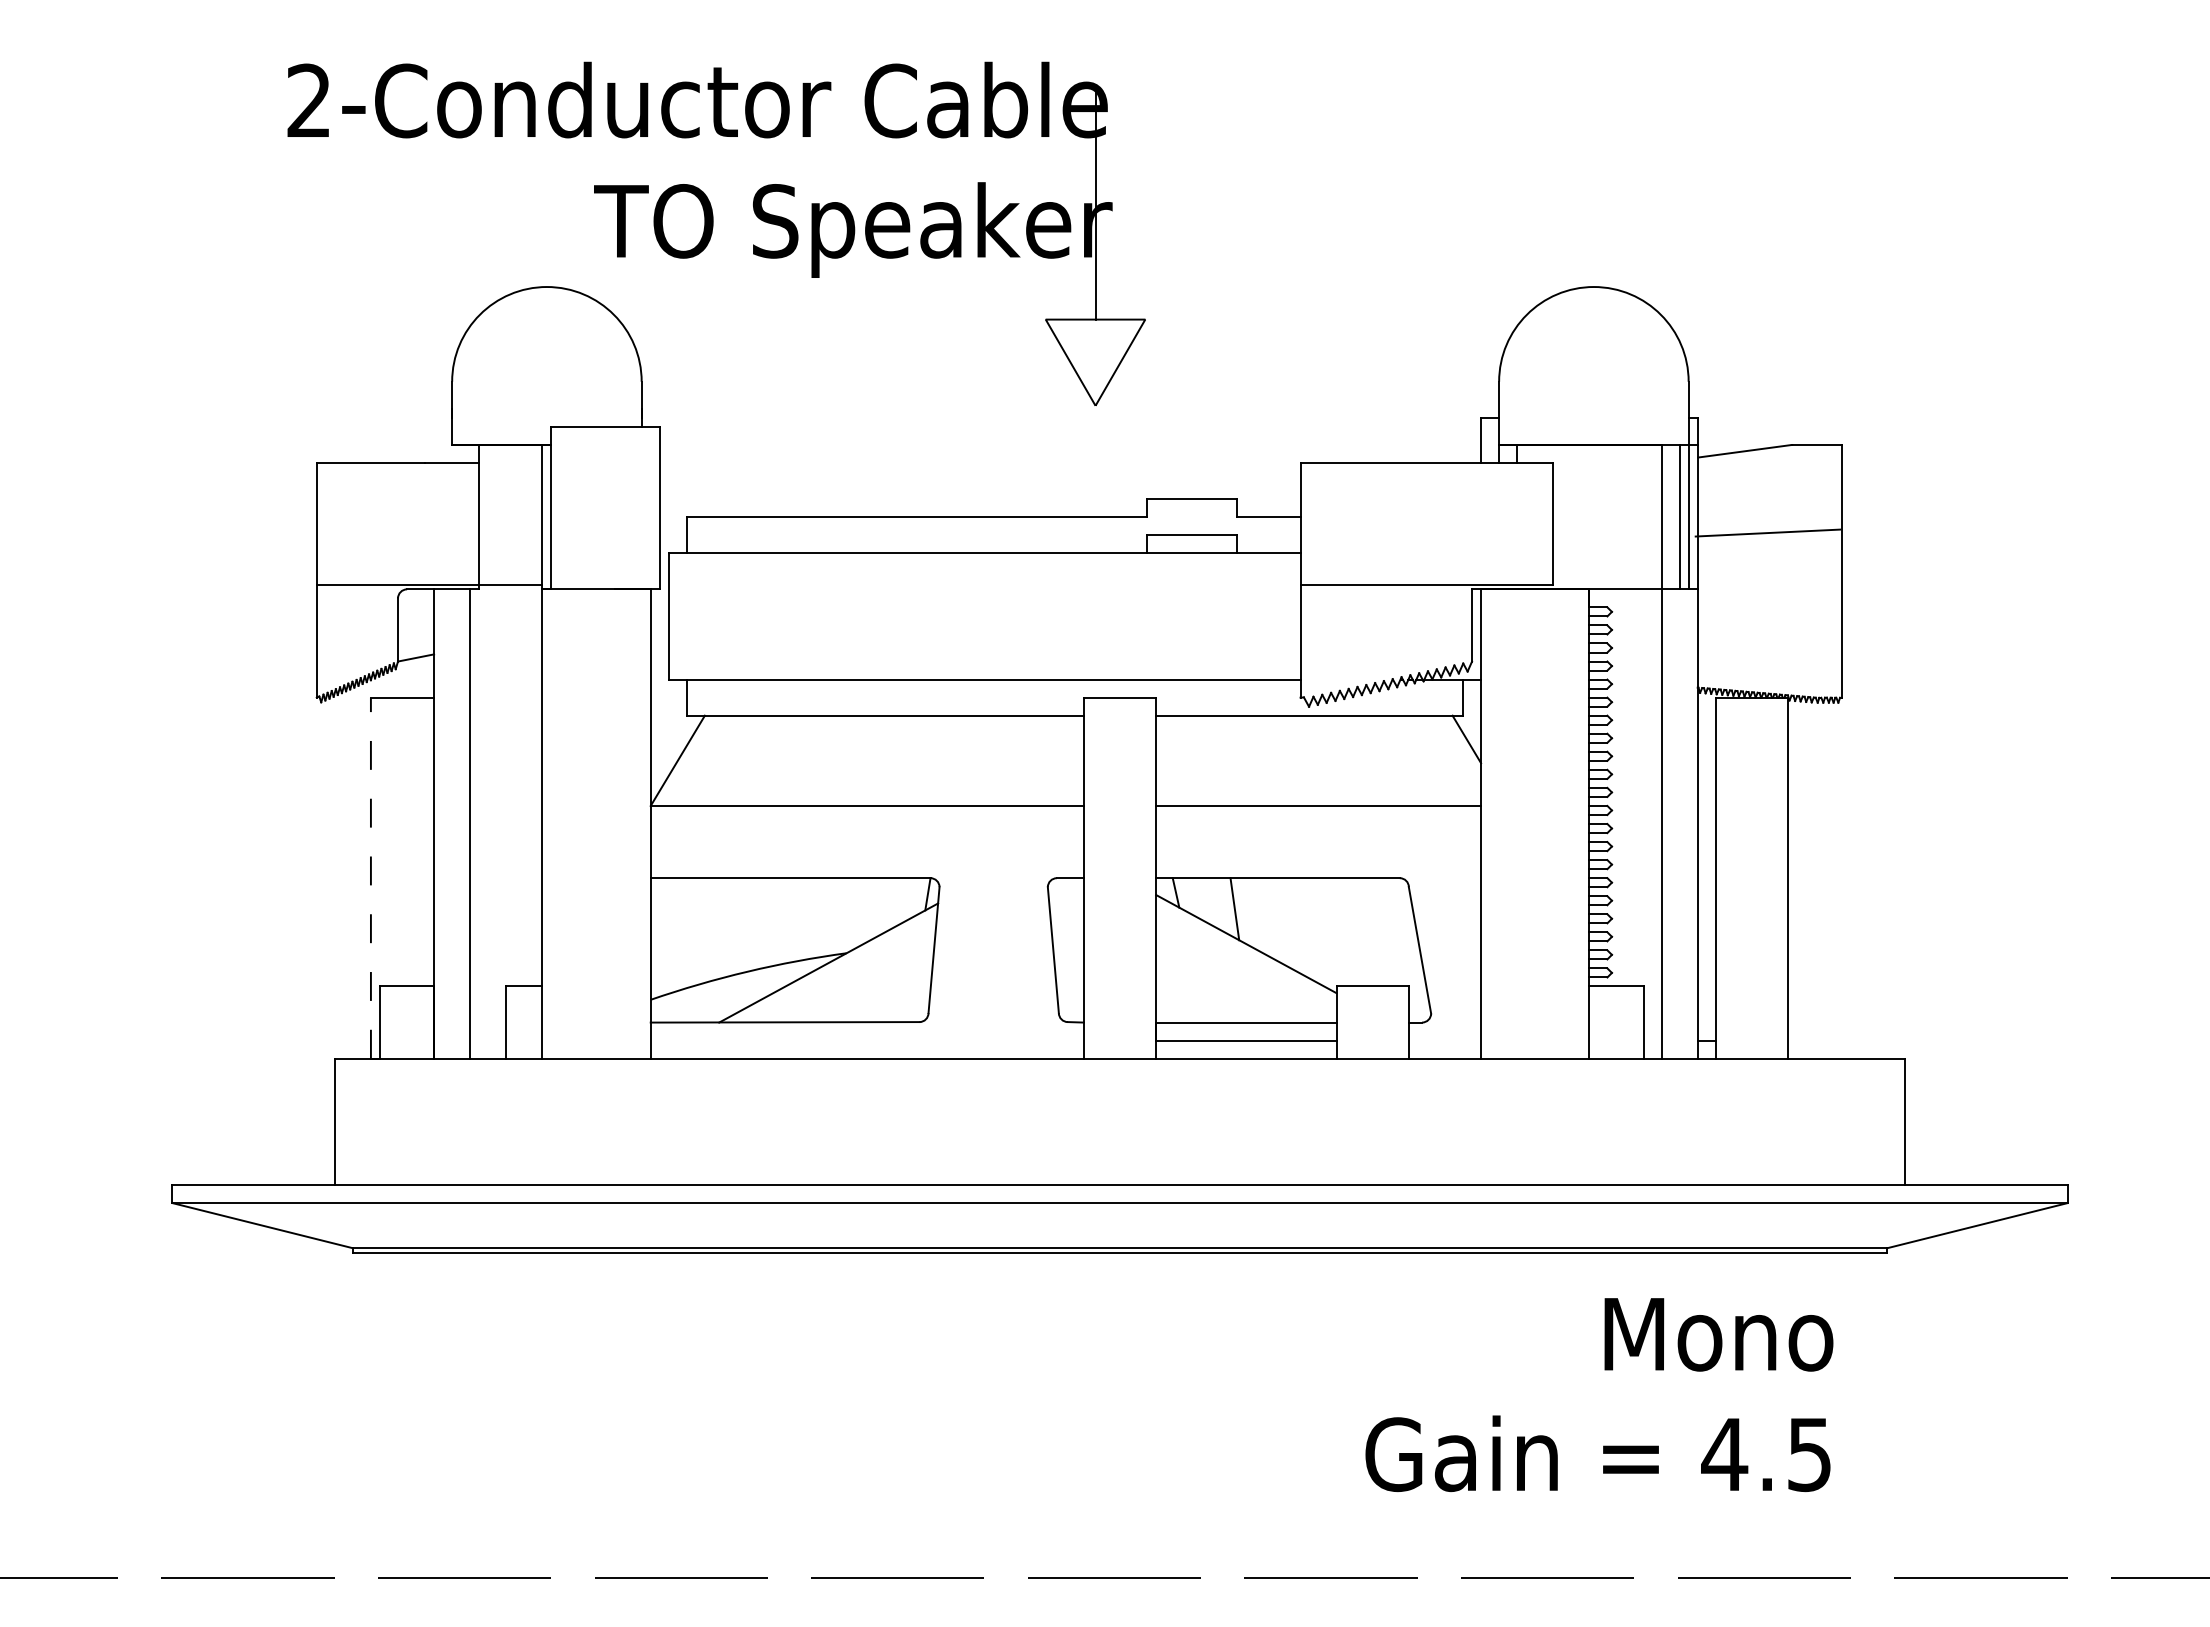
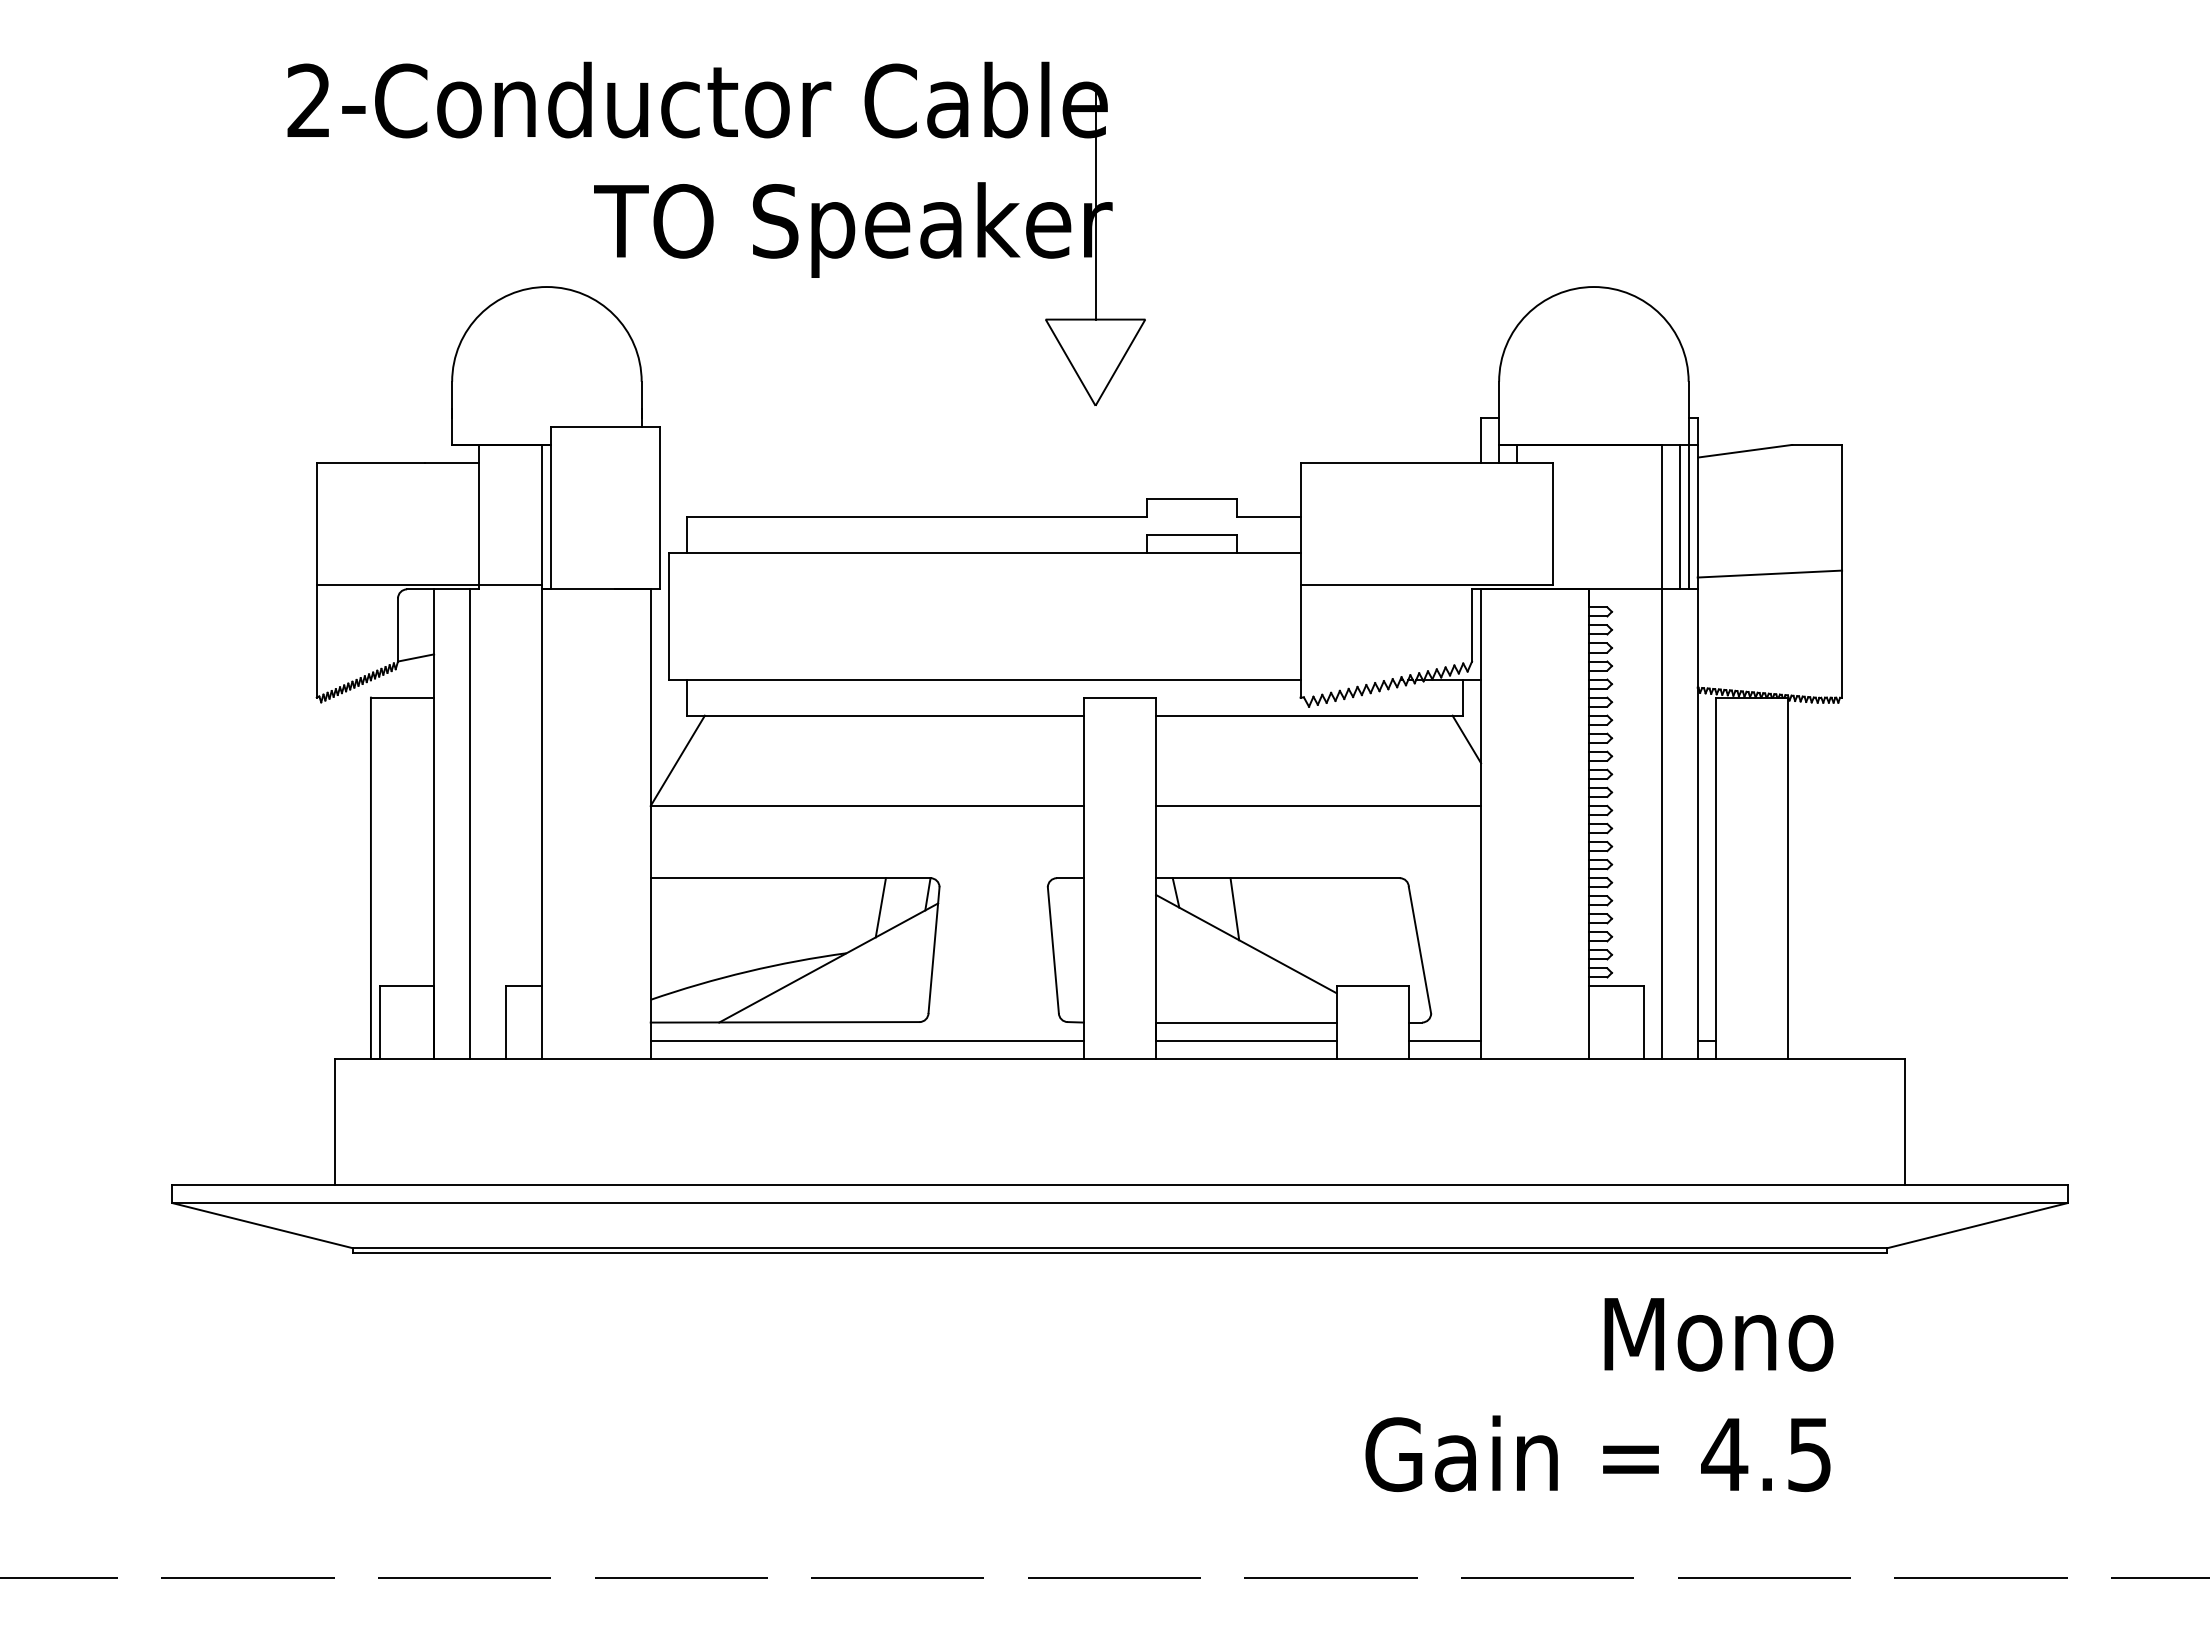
line position: (1767, 532) -> (1769, 573) (1769, 573)
line: dashed -> solid (370, 878)
line: none -> present (880, 907)
line: none -> present (866, 1040)
line: none -> present (1444, 1040)
